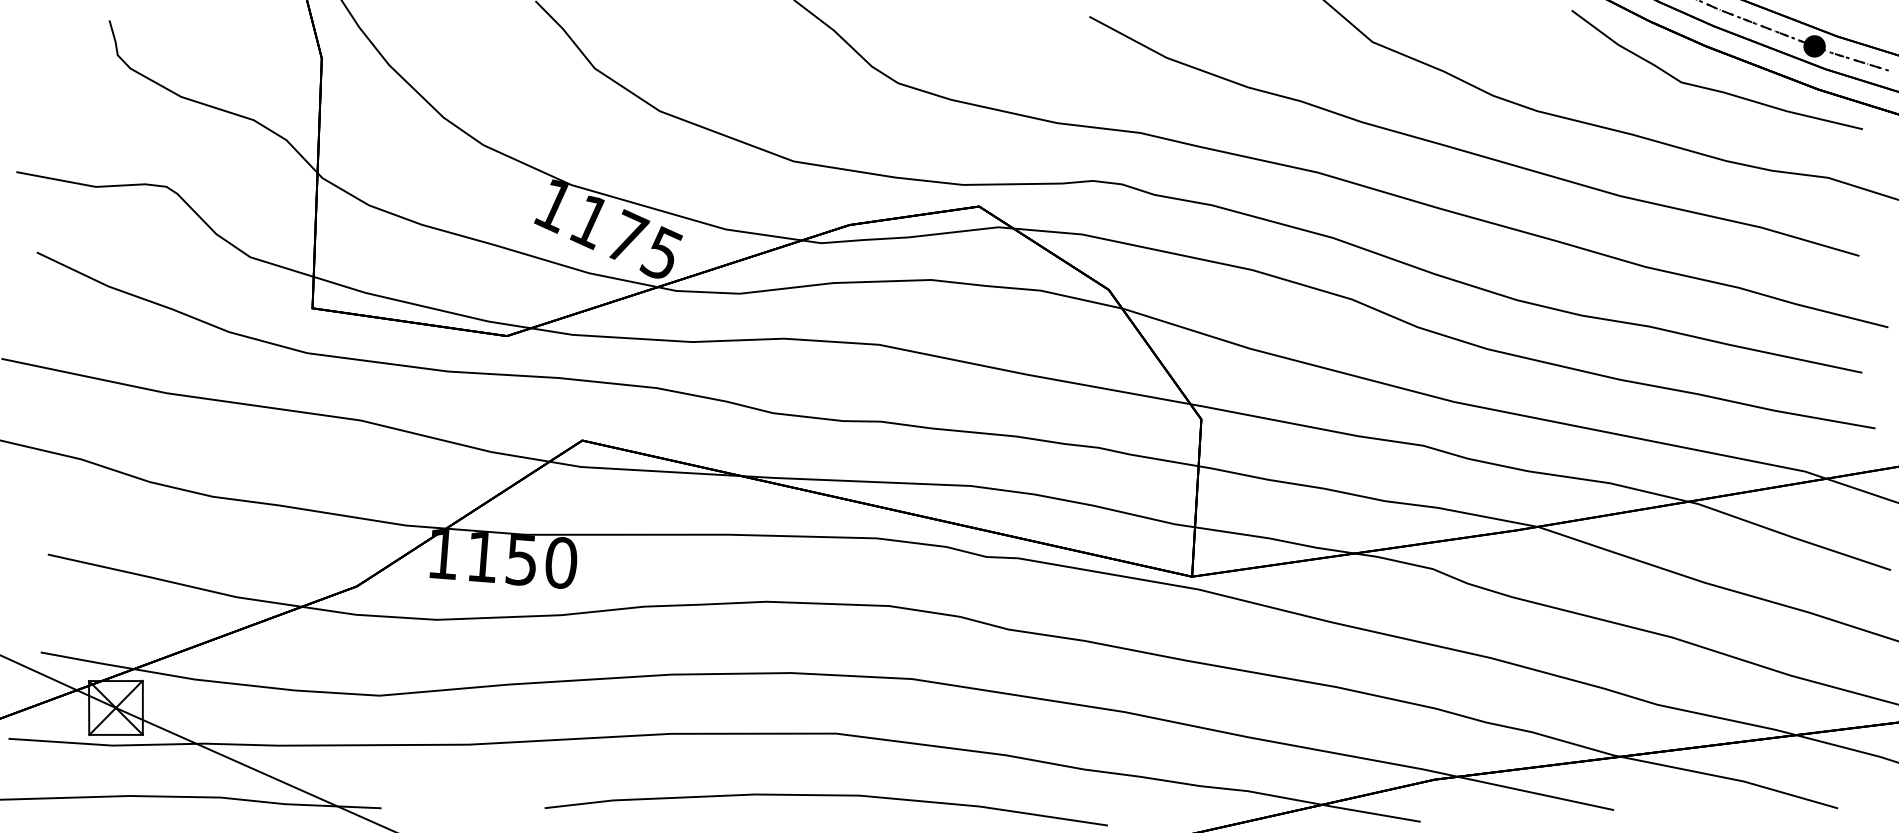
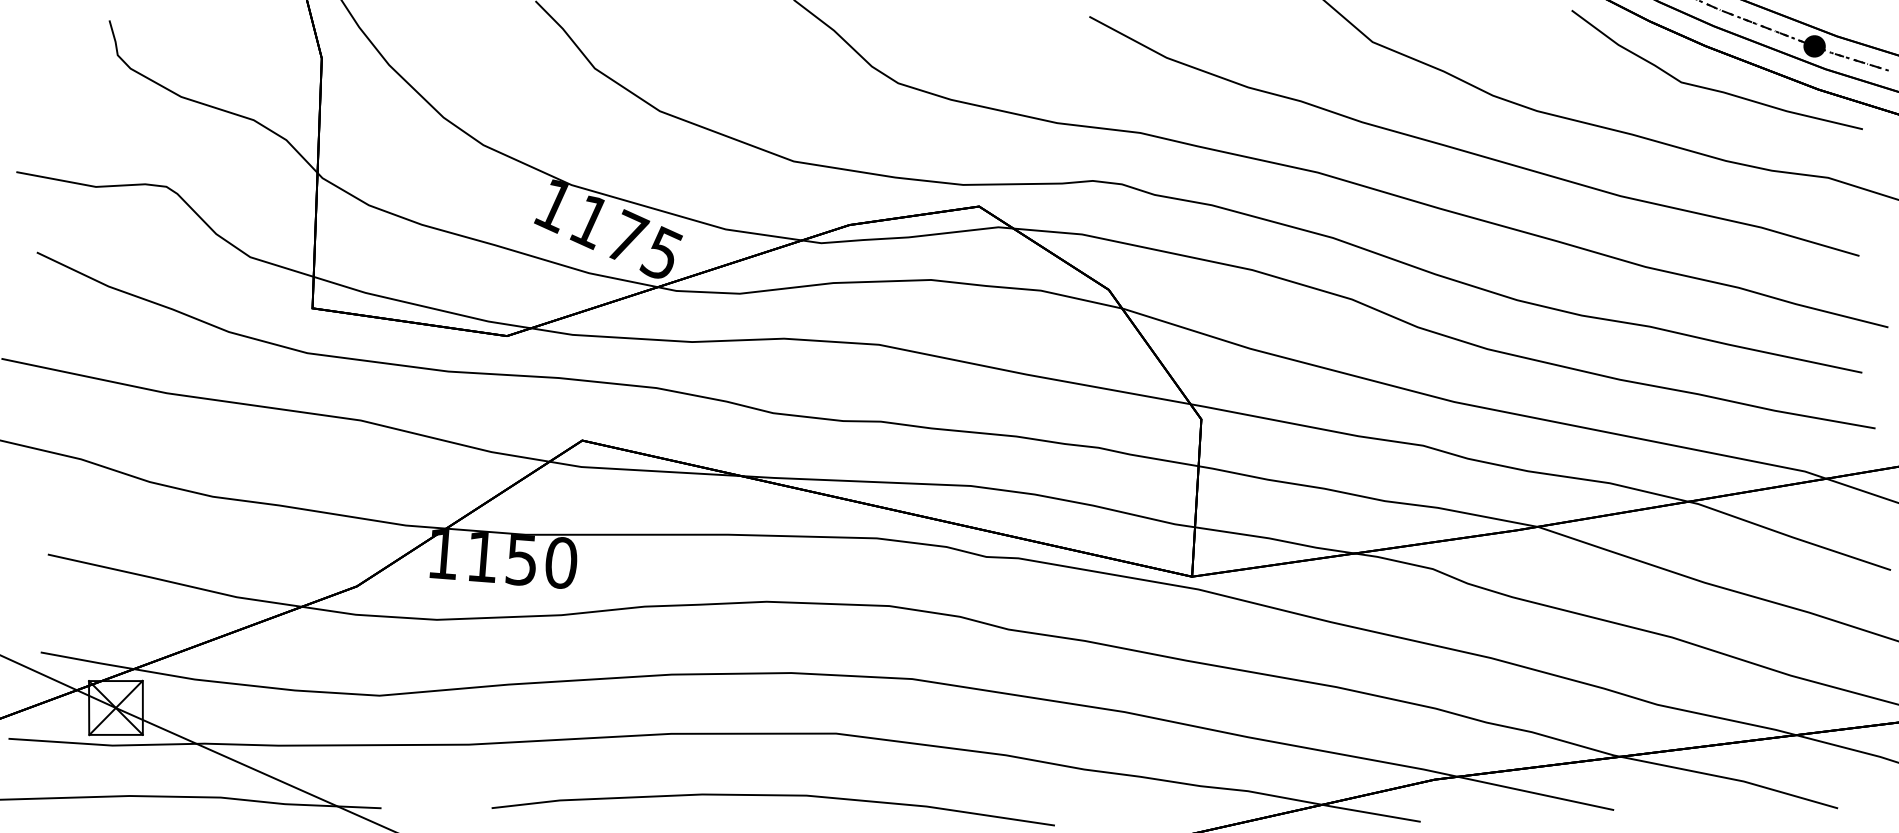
curve position: (825, 796) -> (772, 796) (772, 796)
